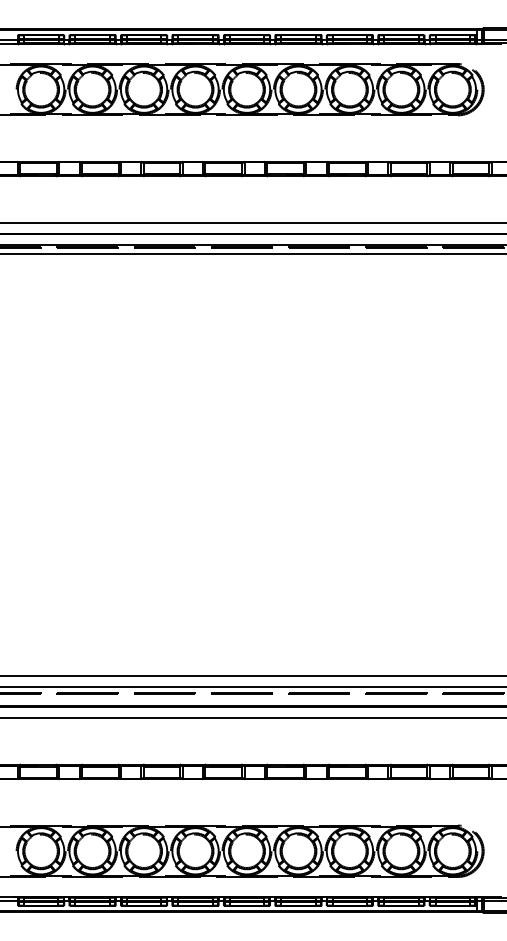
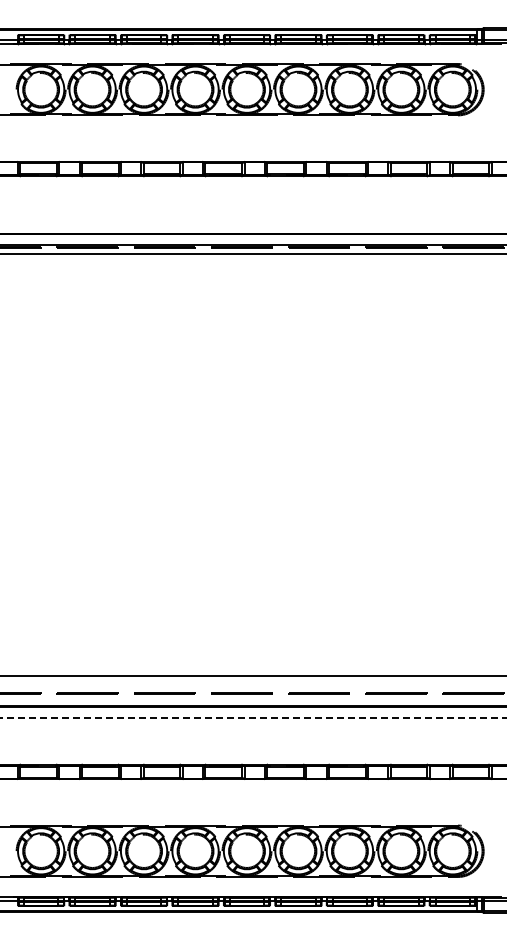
line: present -> none (252, 223)
line: present -> none (252, 686)
line: solid -> dashed (253, 717)
